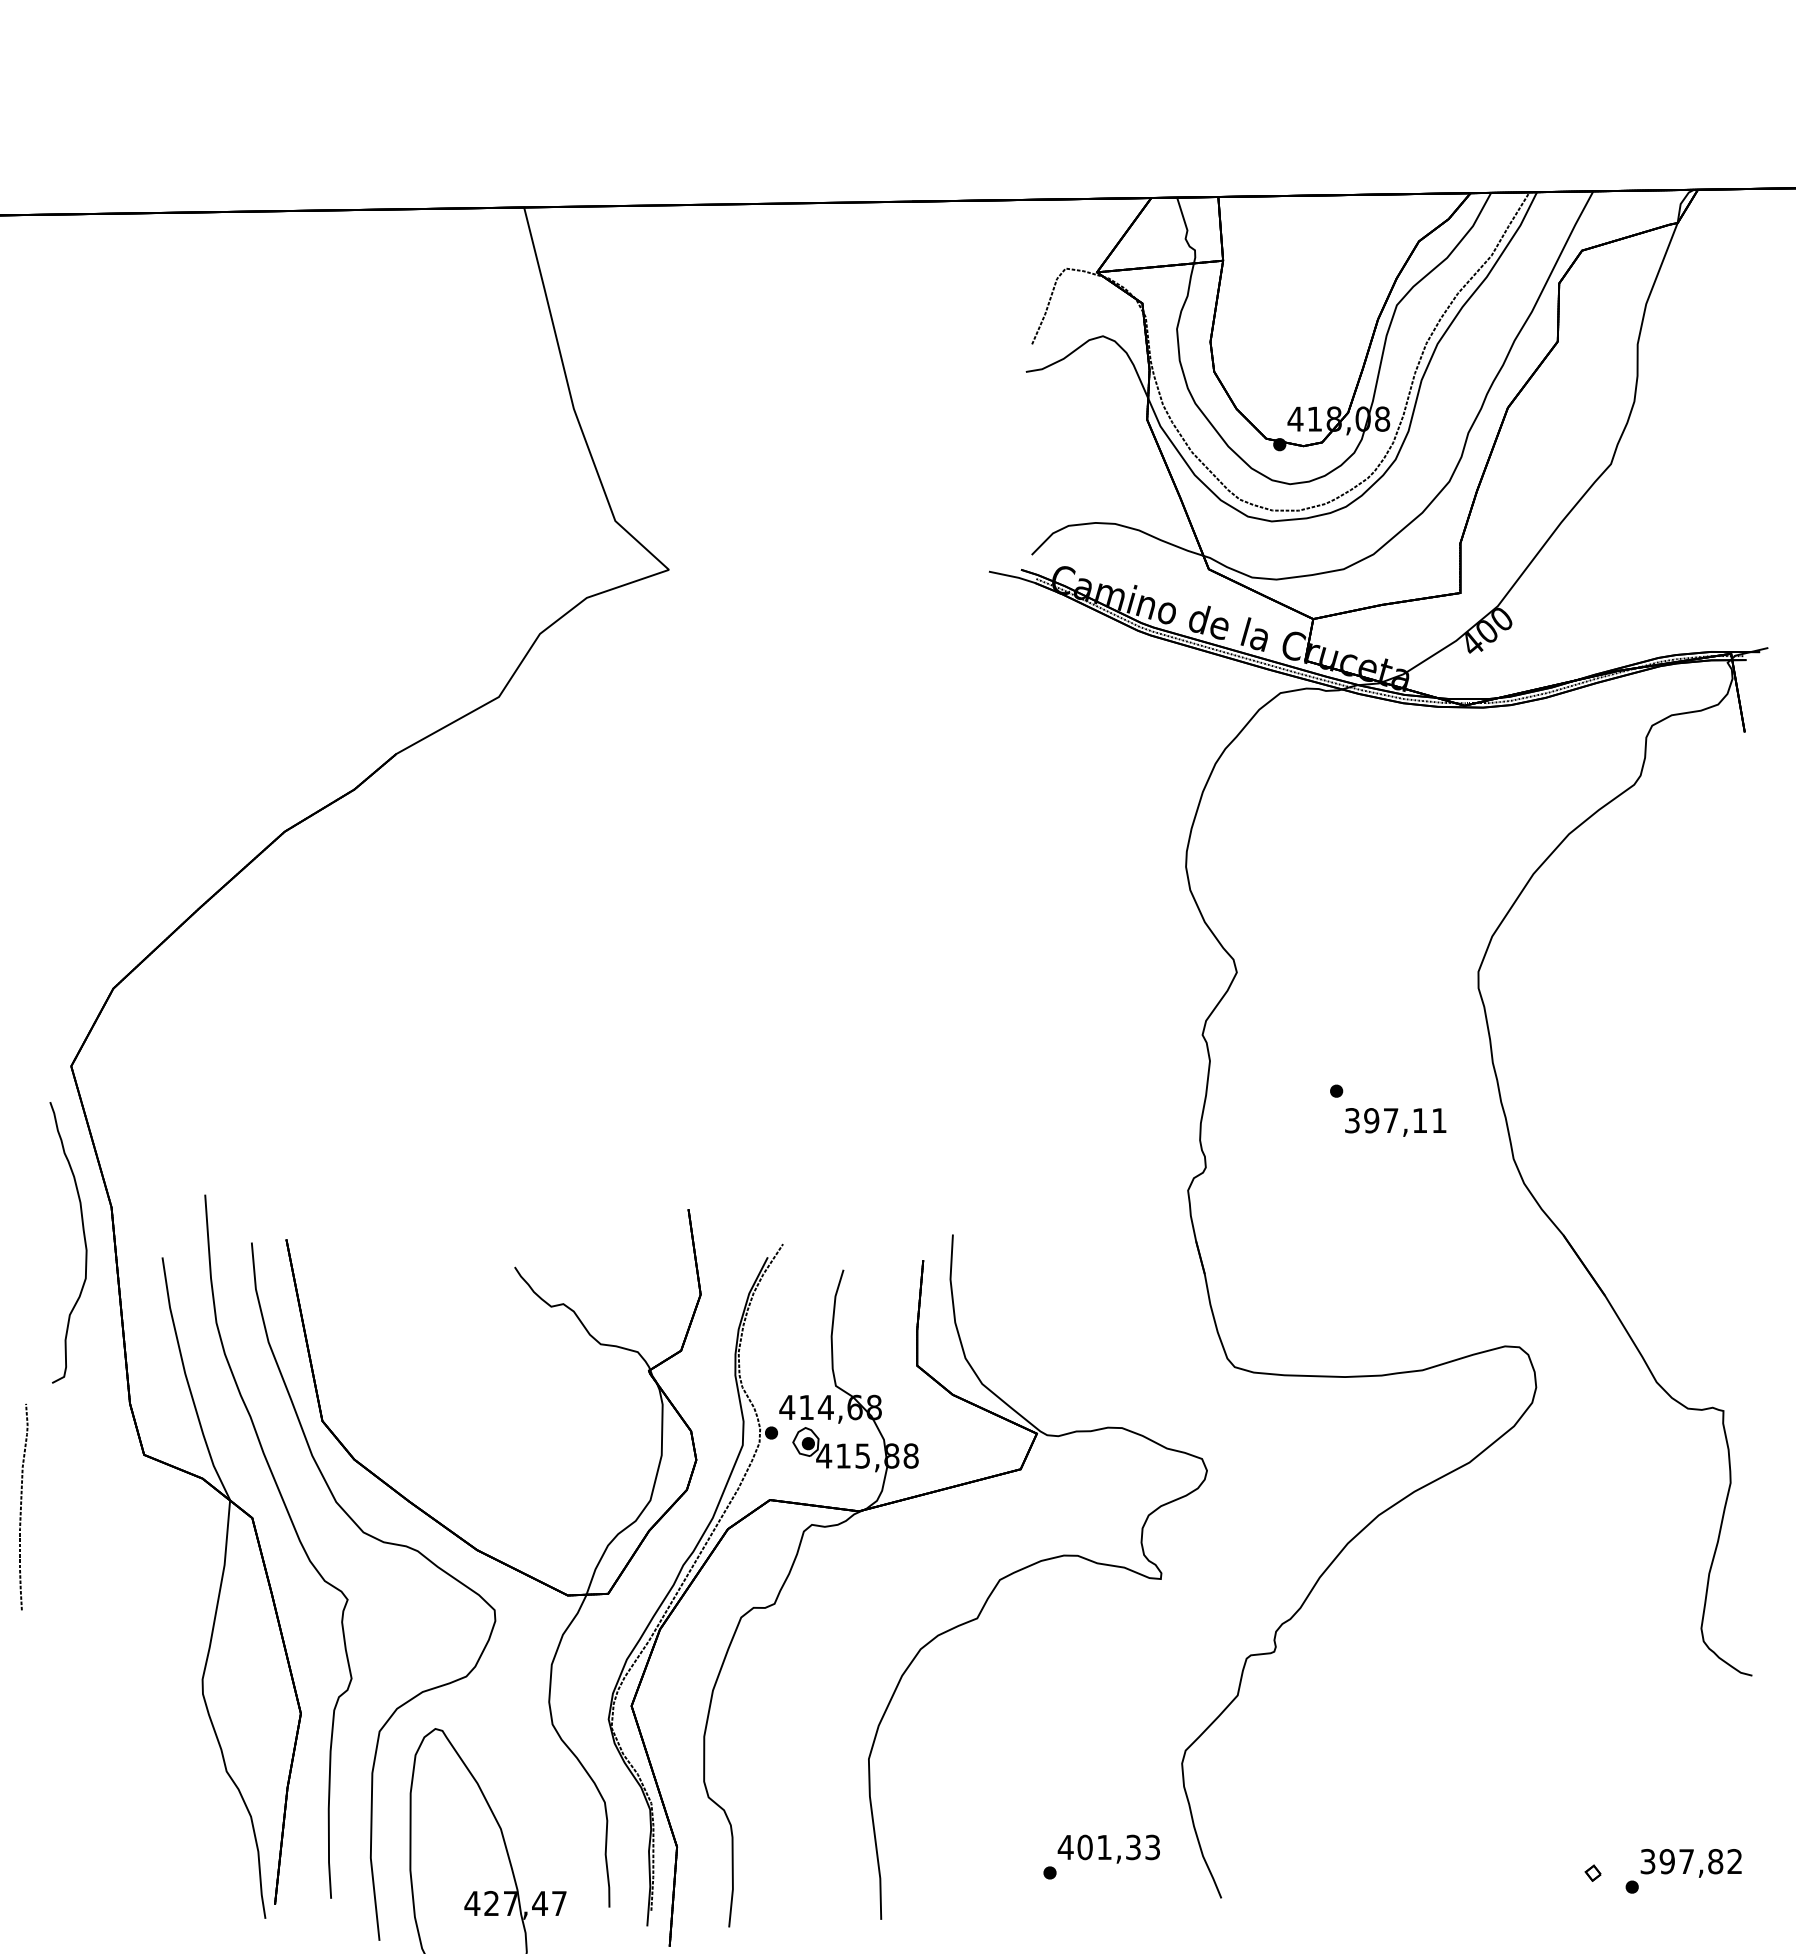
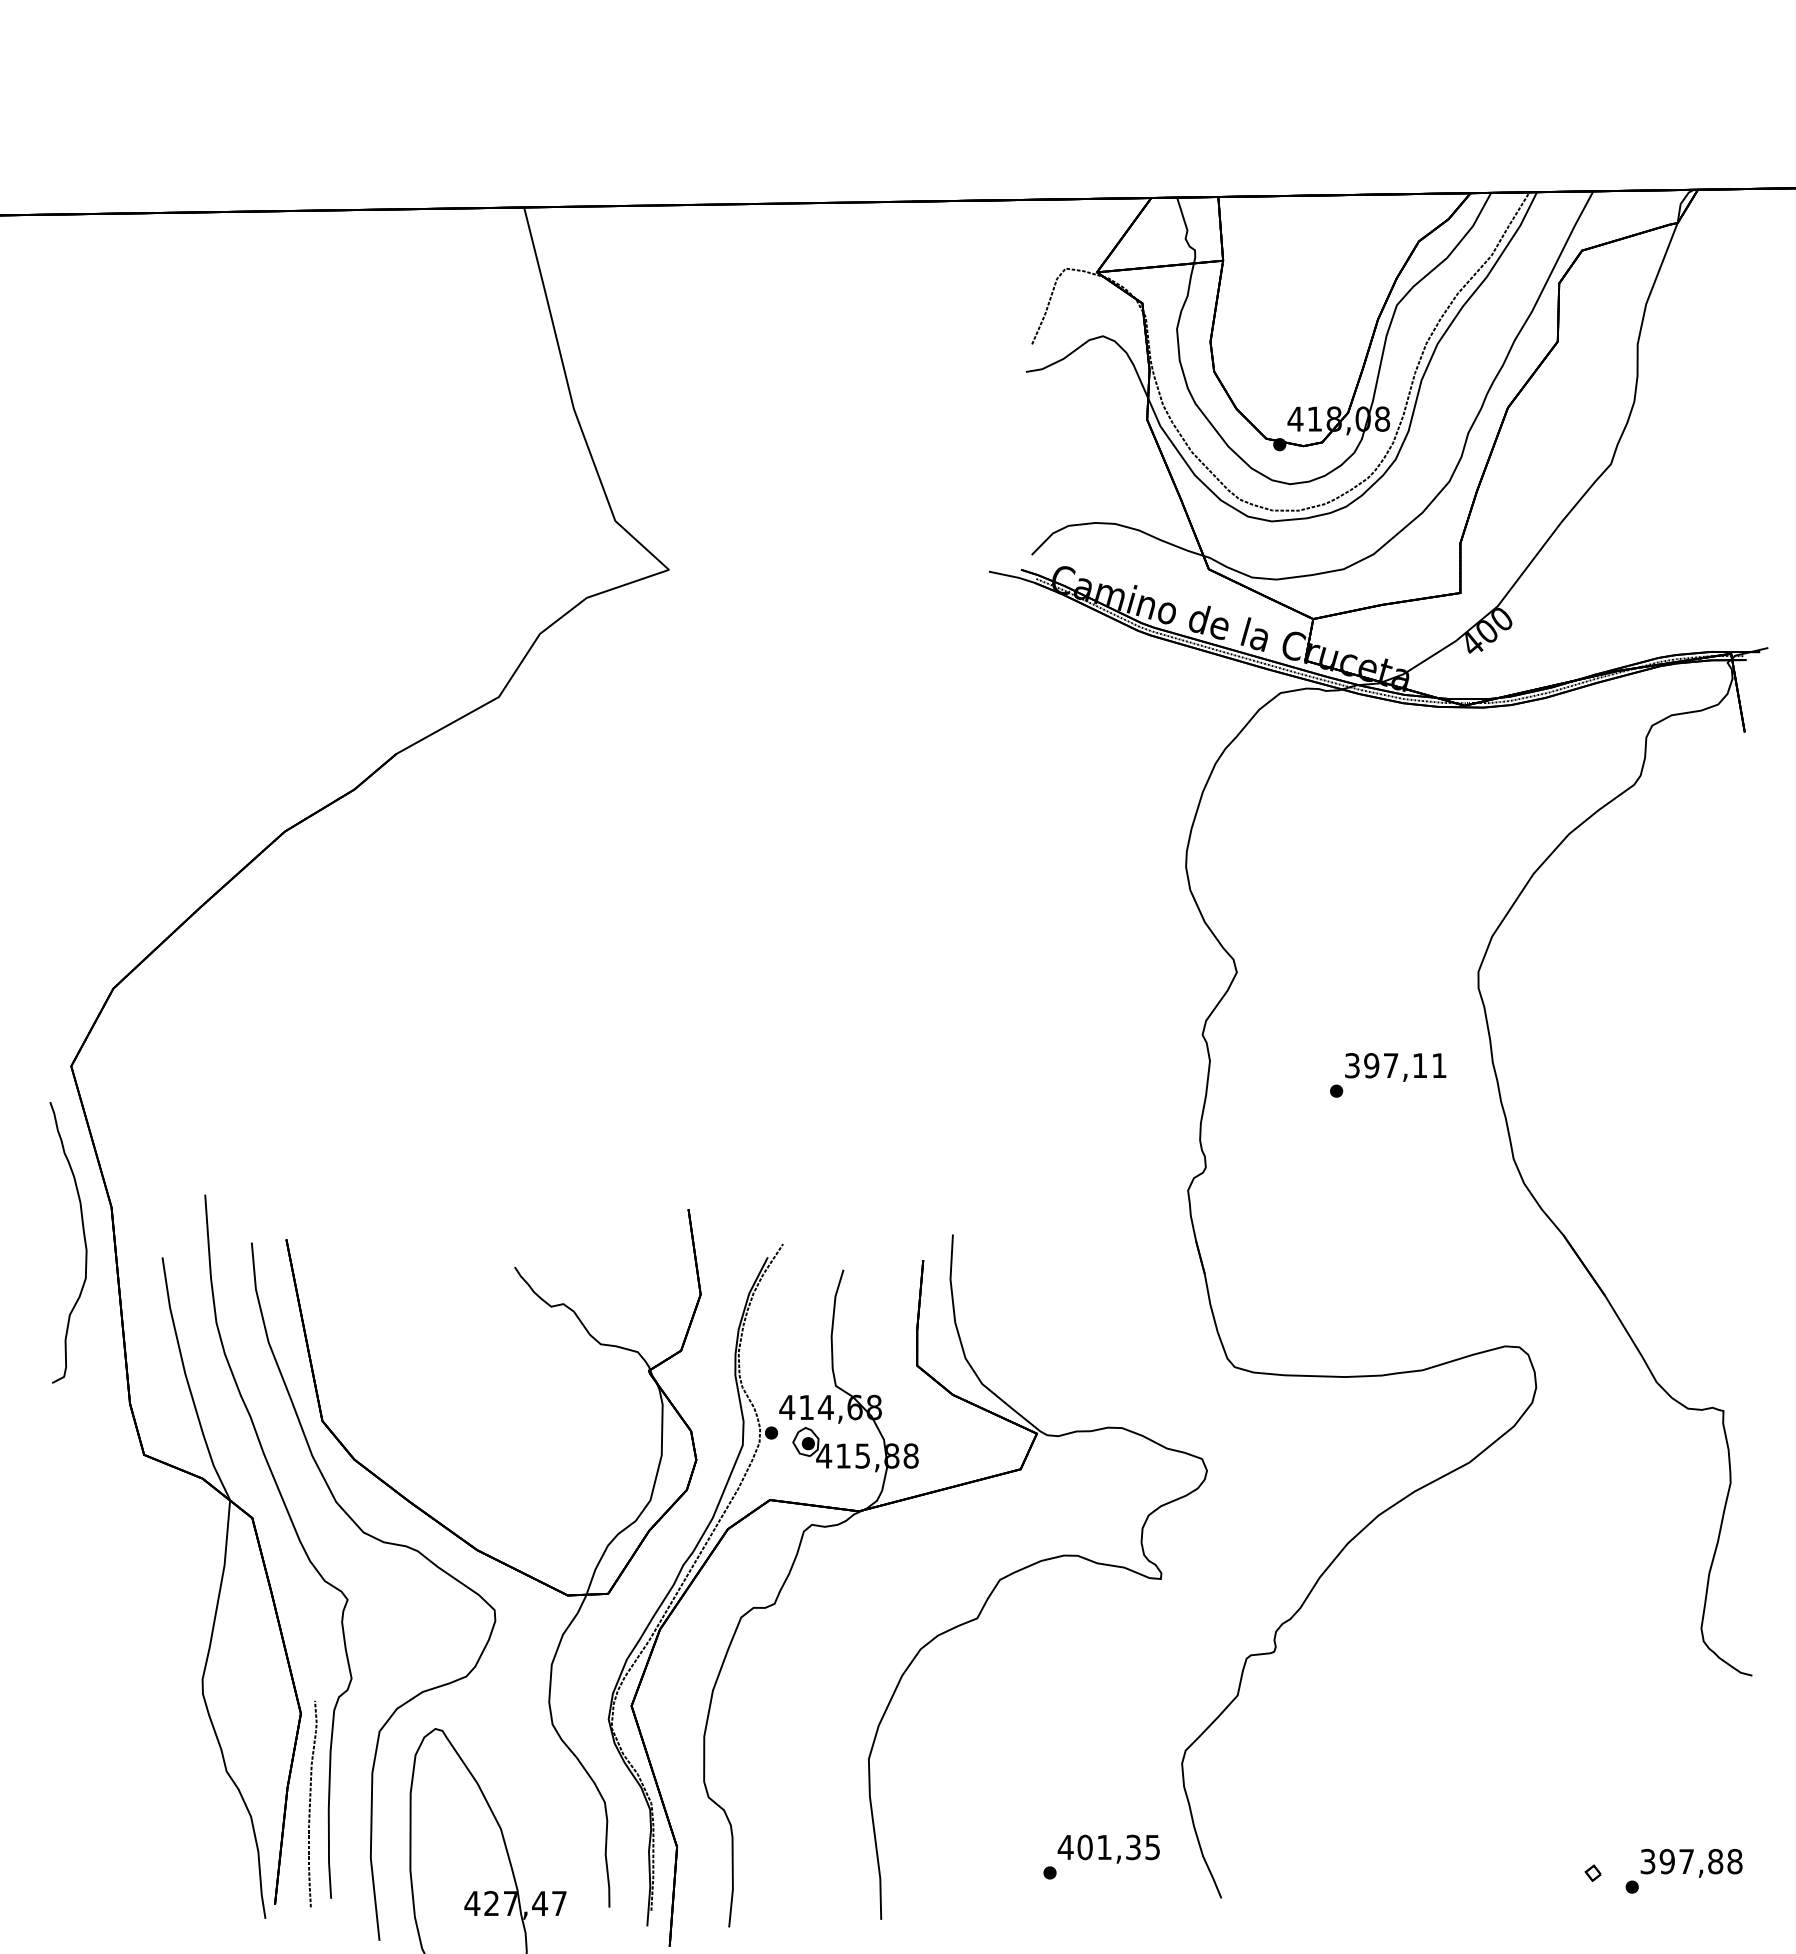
text position: (1395, 1122) -> (1395, 1067) (1395, 1067)
curve position: (21, 1506) -> (310, 1803) (310, 1803)
text: 401,33 -> 401,35 (1152, 1846)
text: 397,82 -> 397,88 (1734, 1861)
